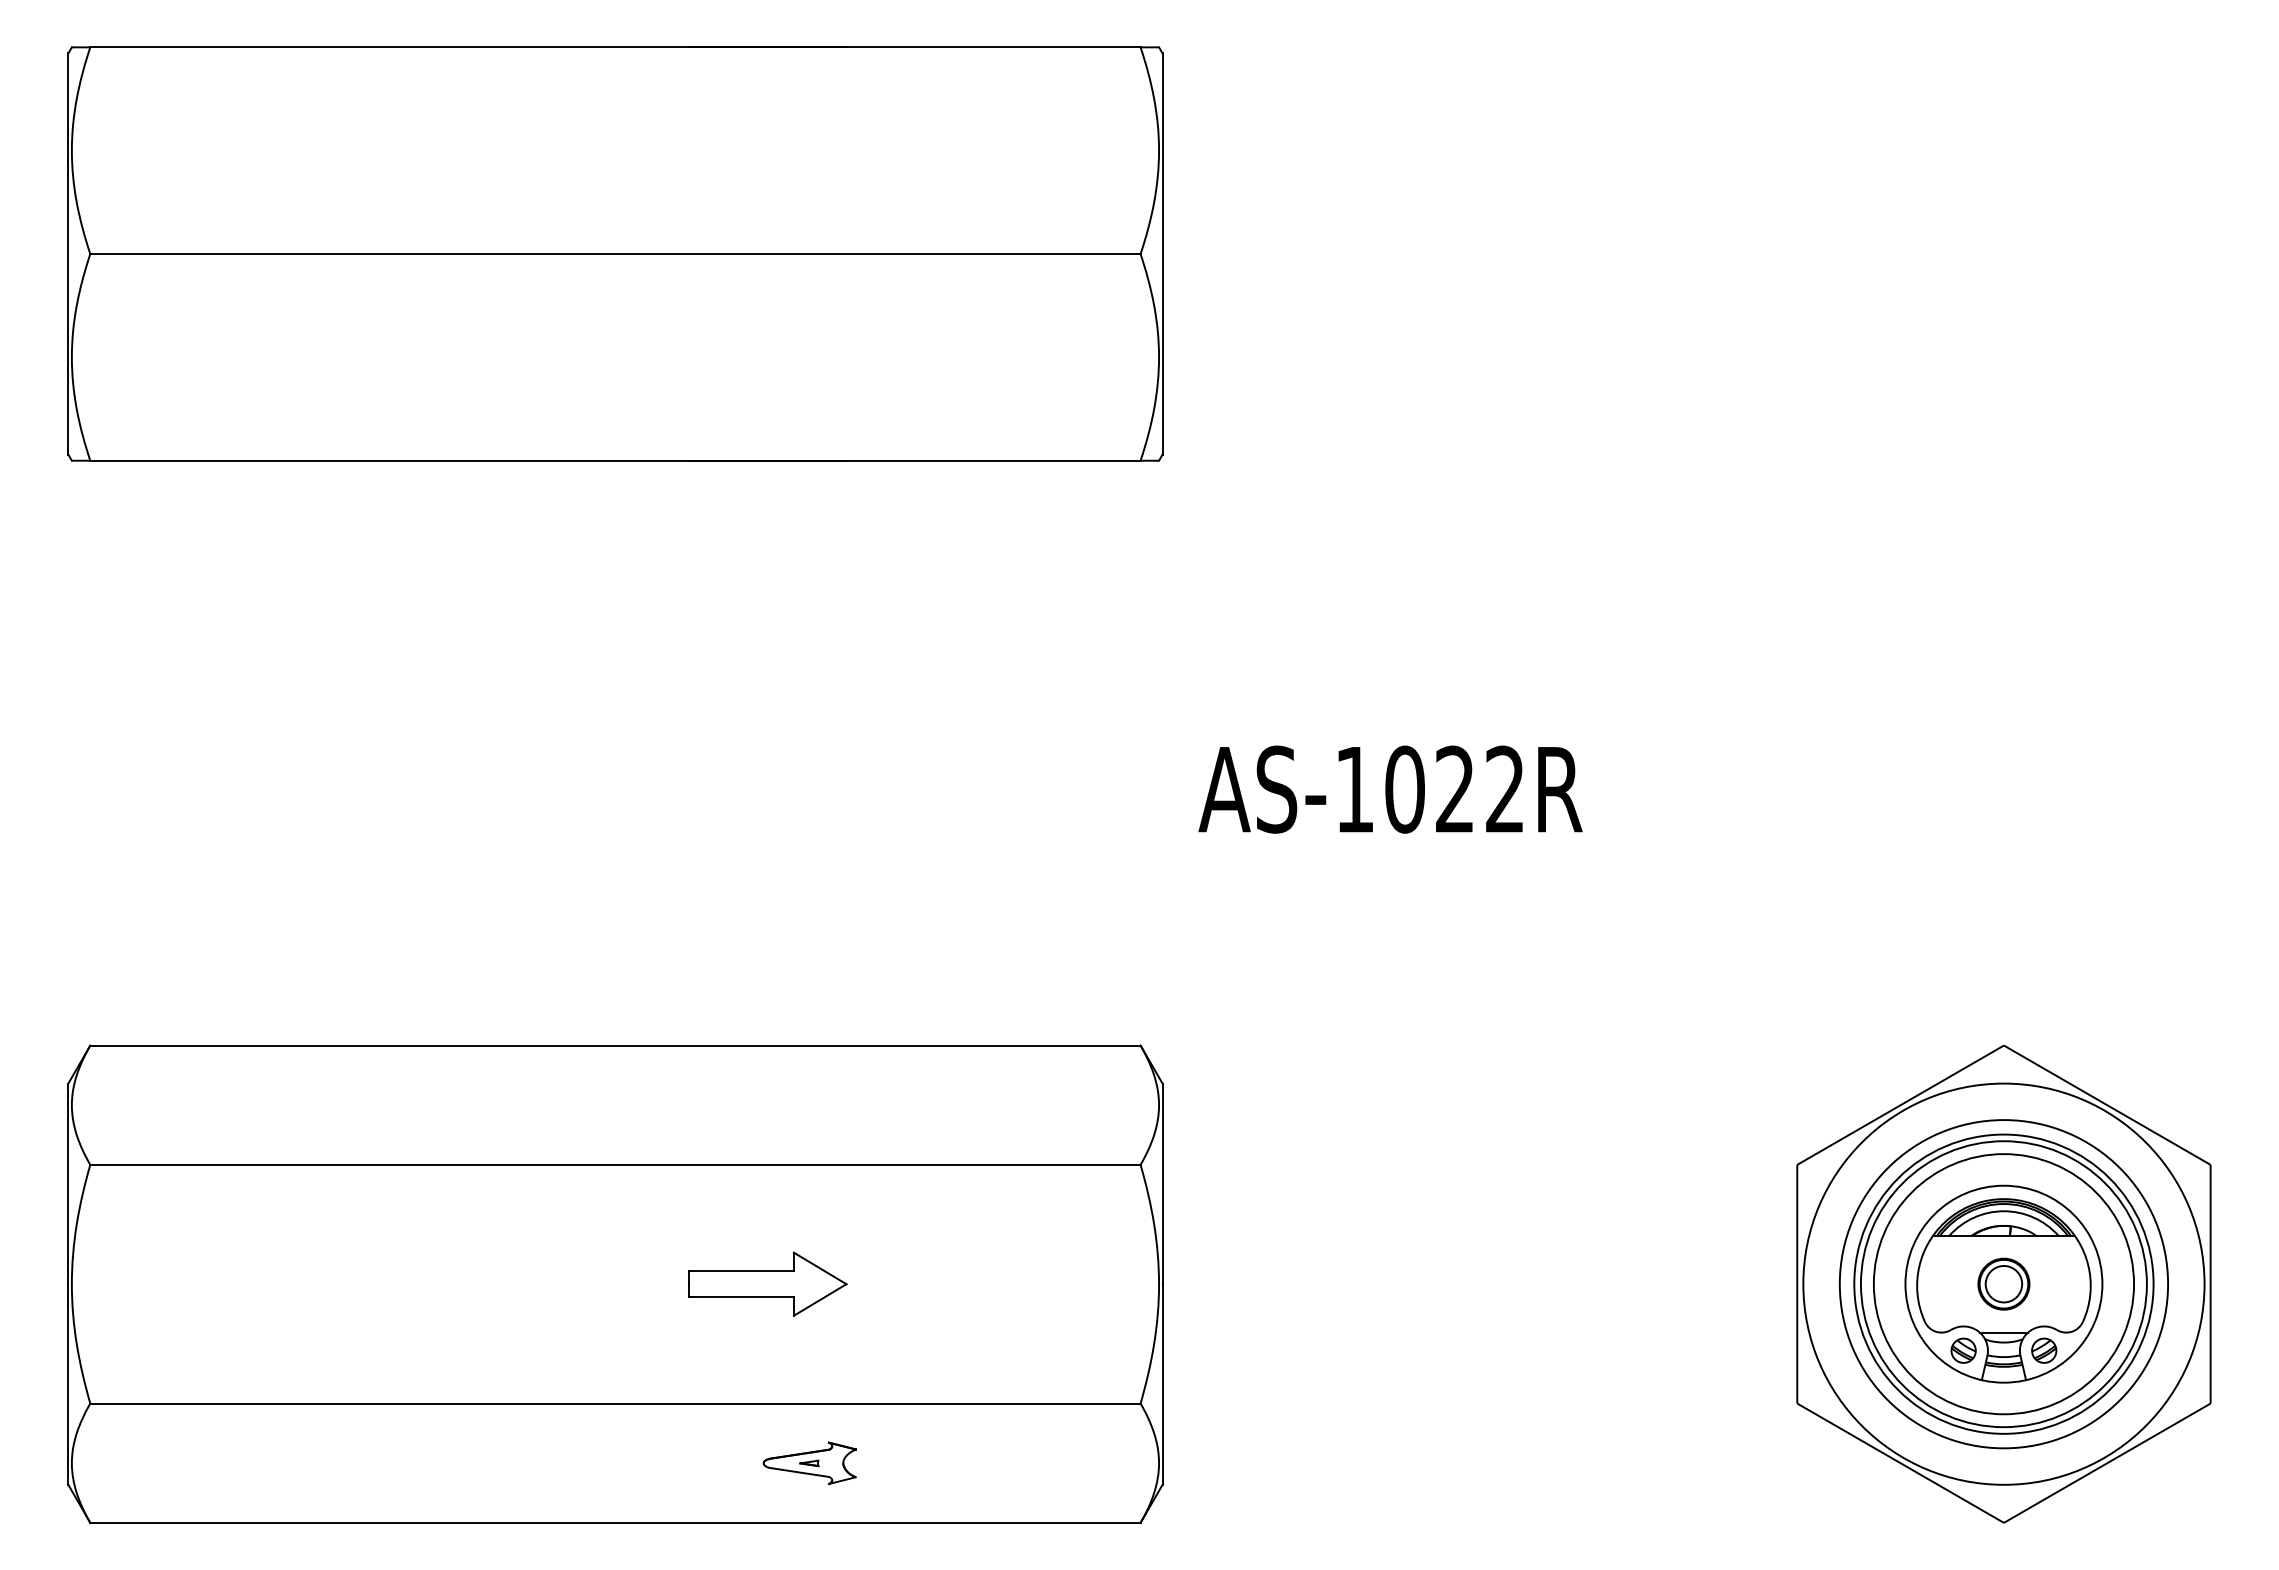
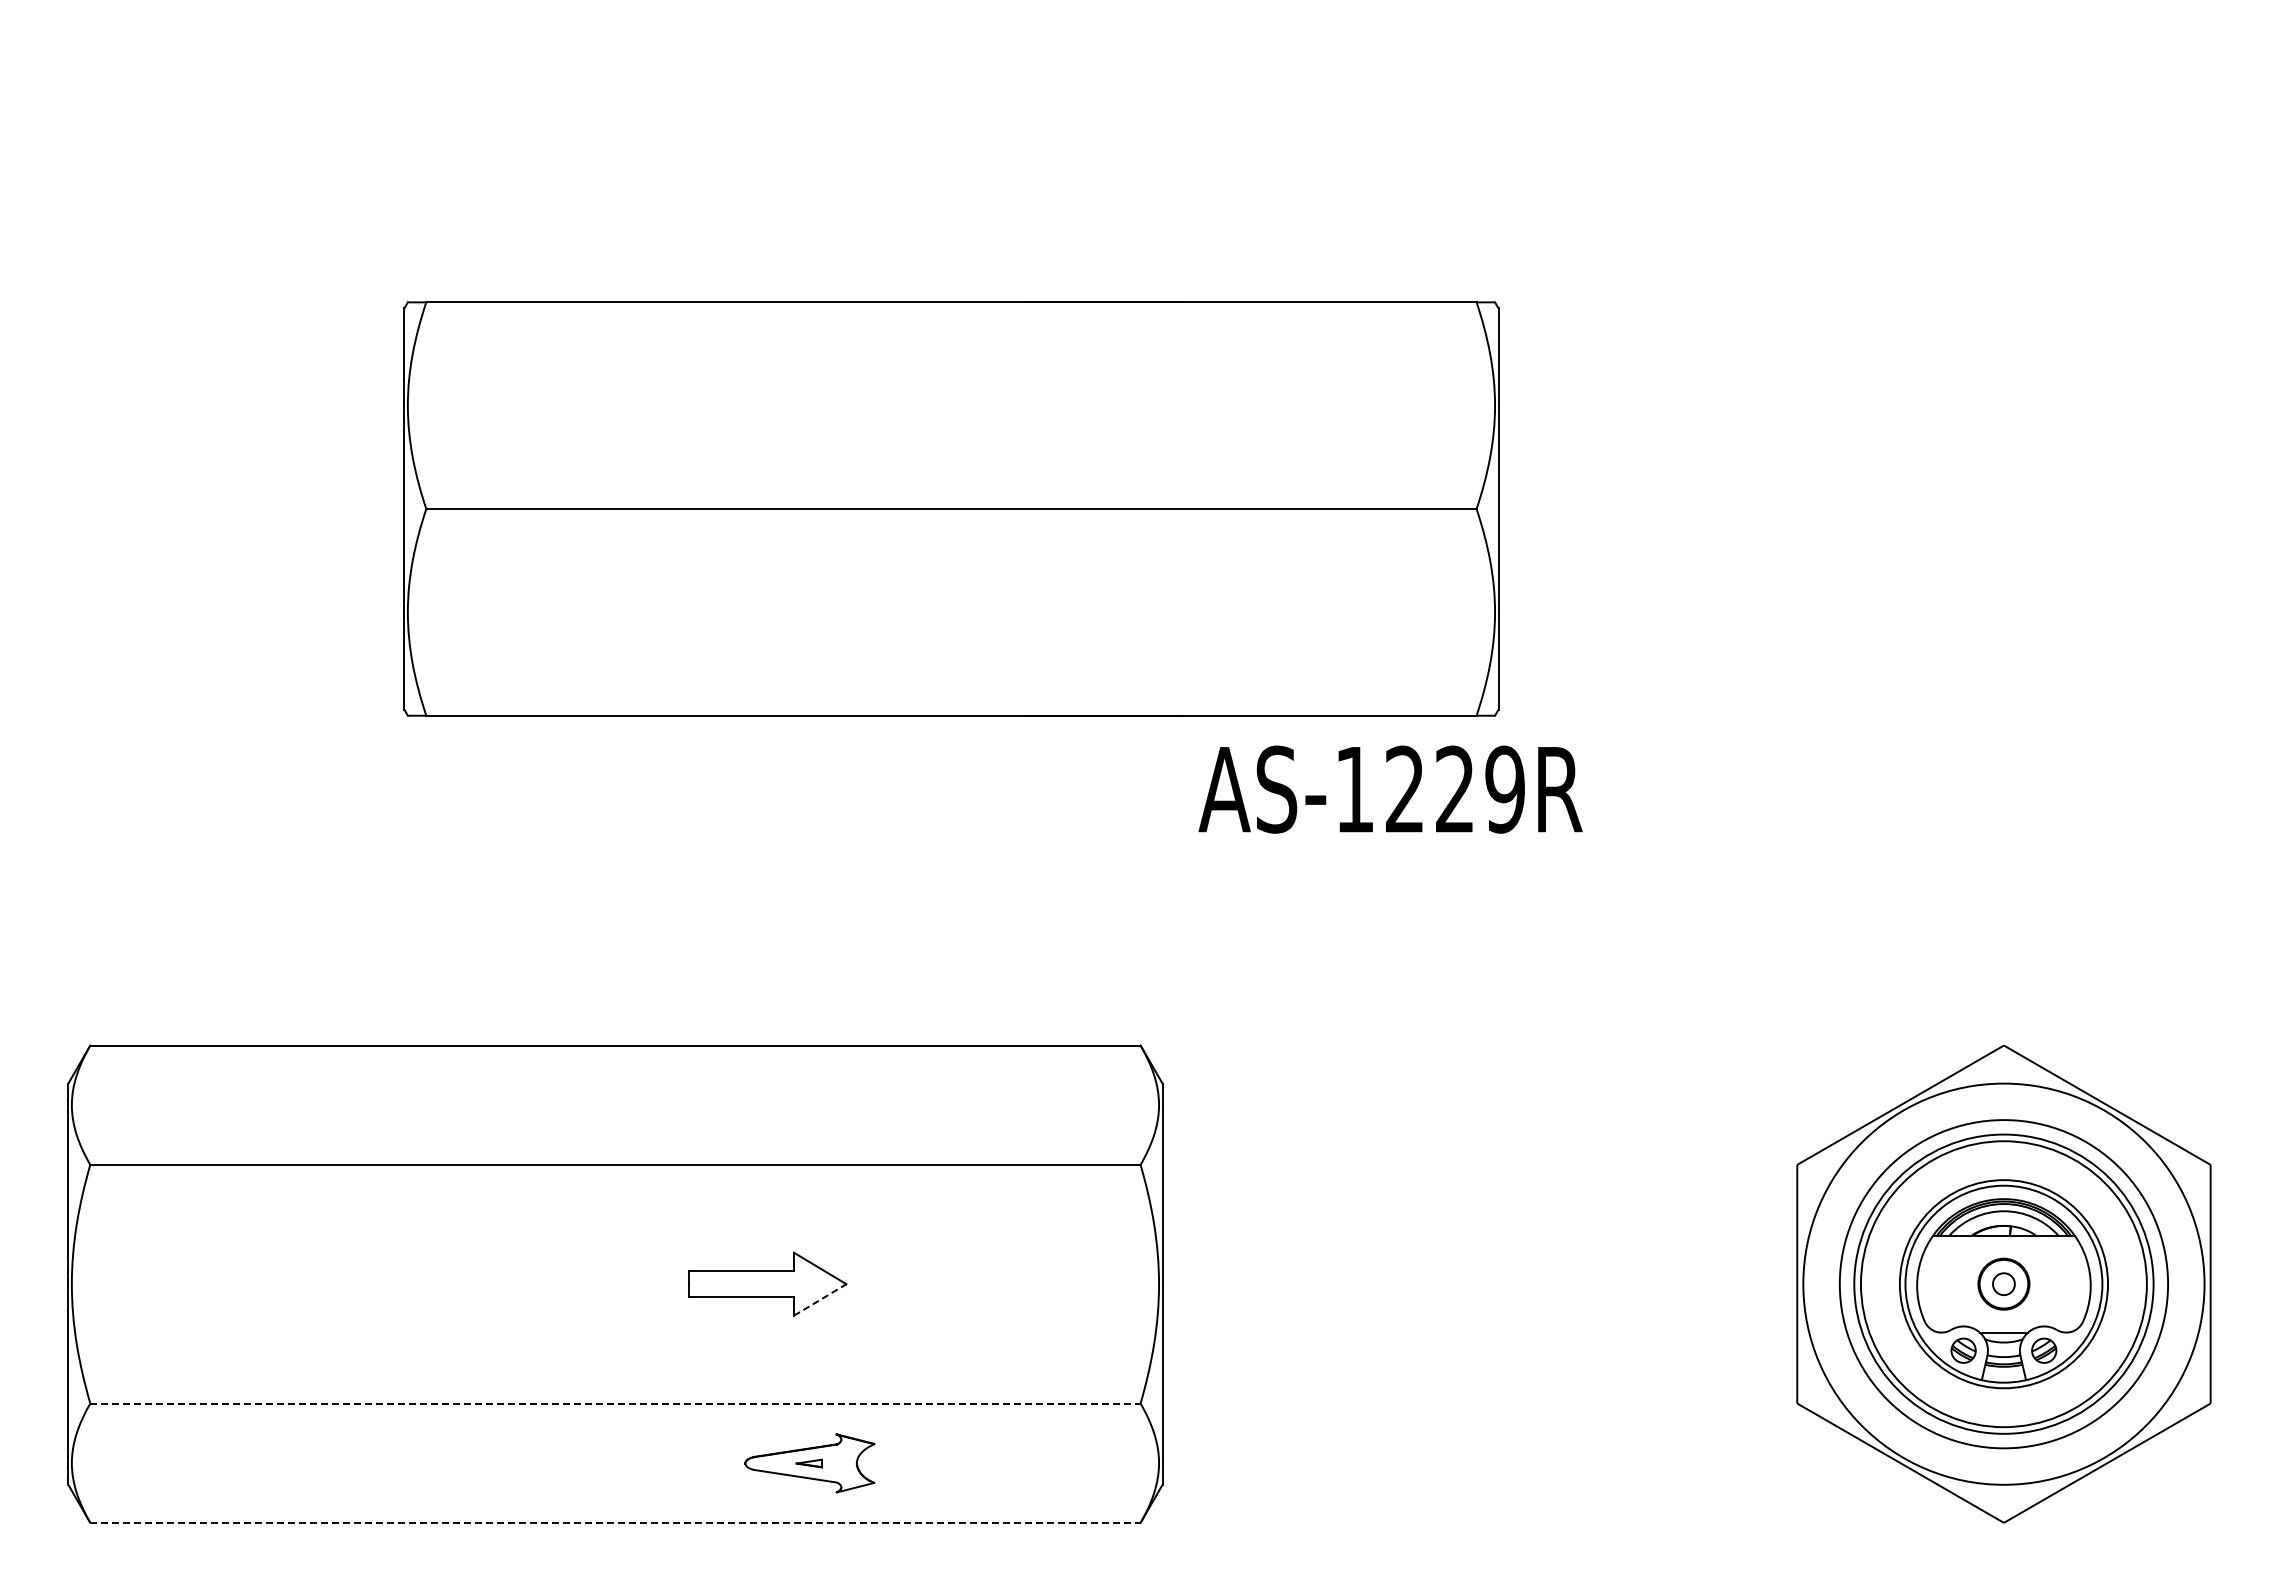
part position: (615, 253) -> (951, 508) (951, 508)
text: AS-1022R -> AS-1229R (1454, 789)
circle diameter: 36 px -> 22 px (2003, 1284)
circle diameter: 260 px -> 208 px (2003, 1284)
line: solid -> dashed (820, 1299)
line: solid -> dashed (615, 1403)
part size: 95x44 px -> 132x61 px (809, 1463)
line: solid -> dashed (615, 1522)
